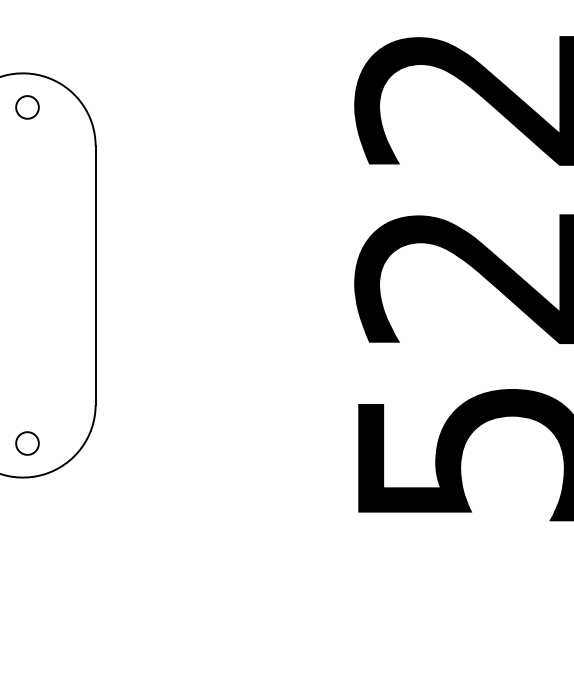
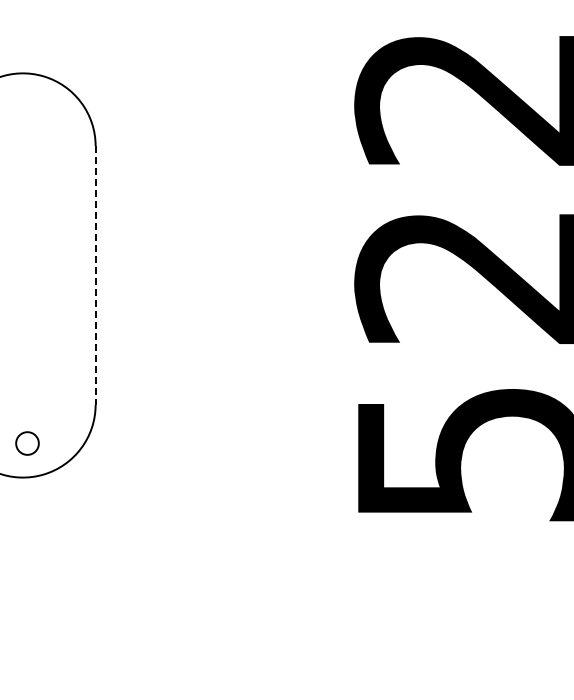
circle: present -> none (27, 107)
line: solid -> dashed (95, 275)
